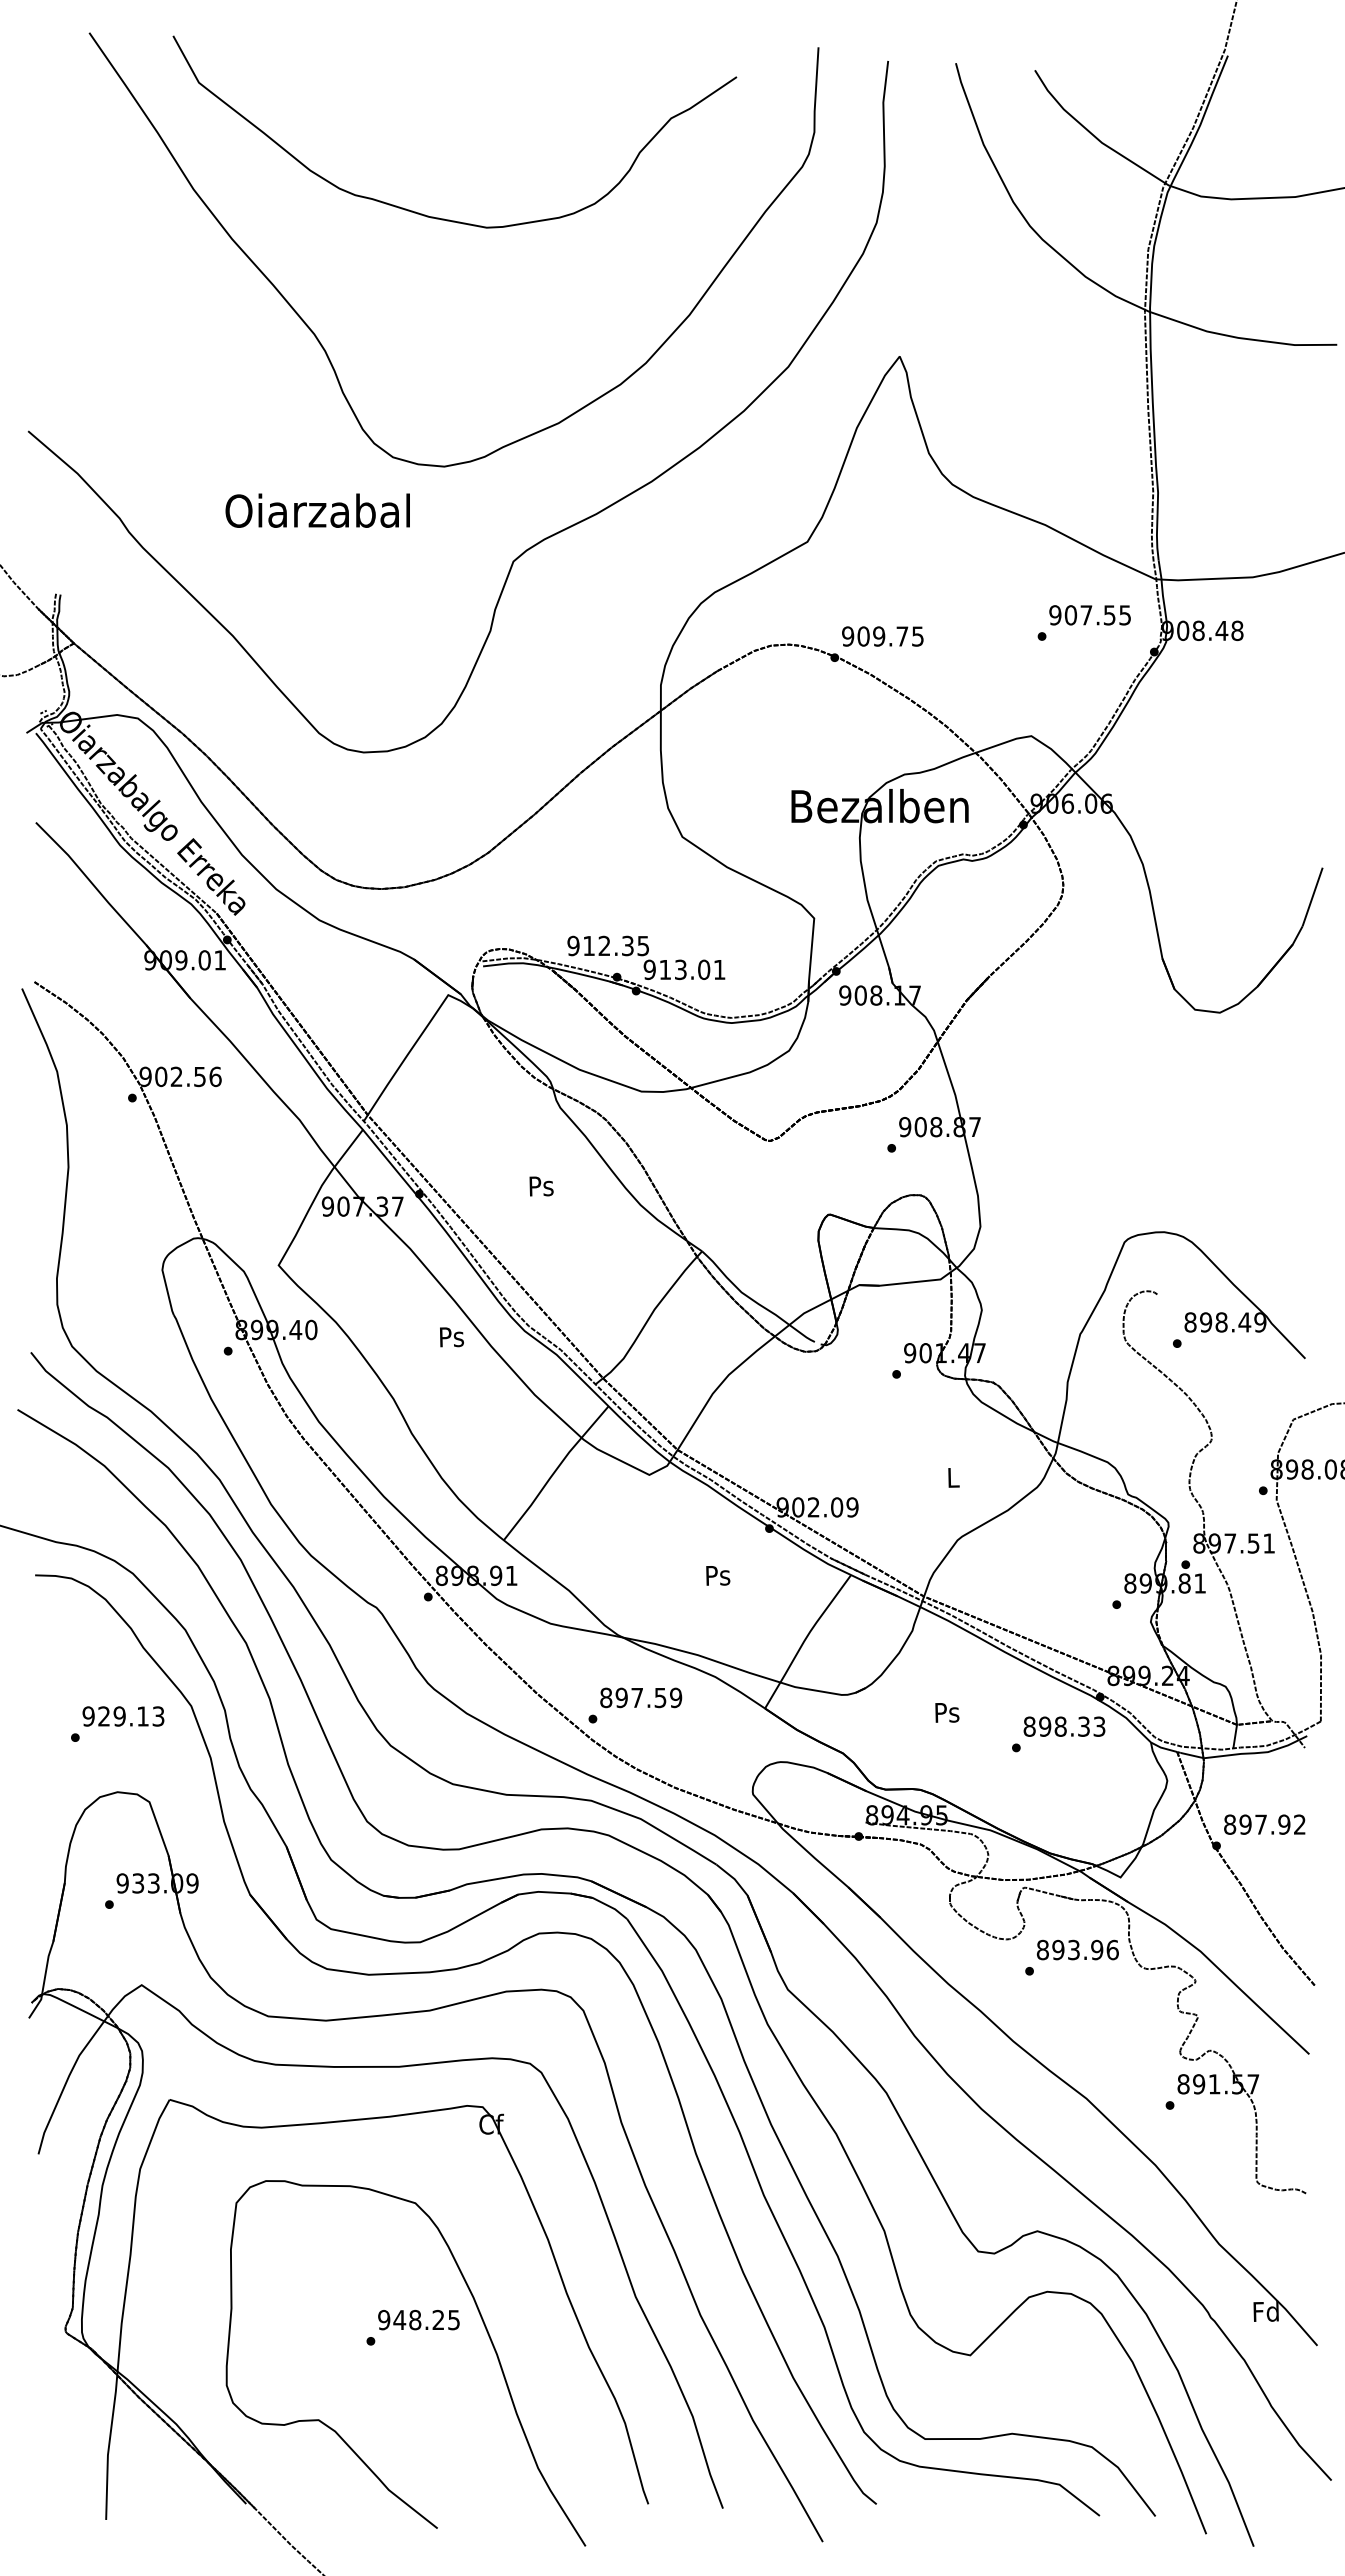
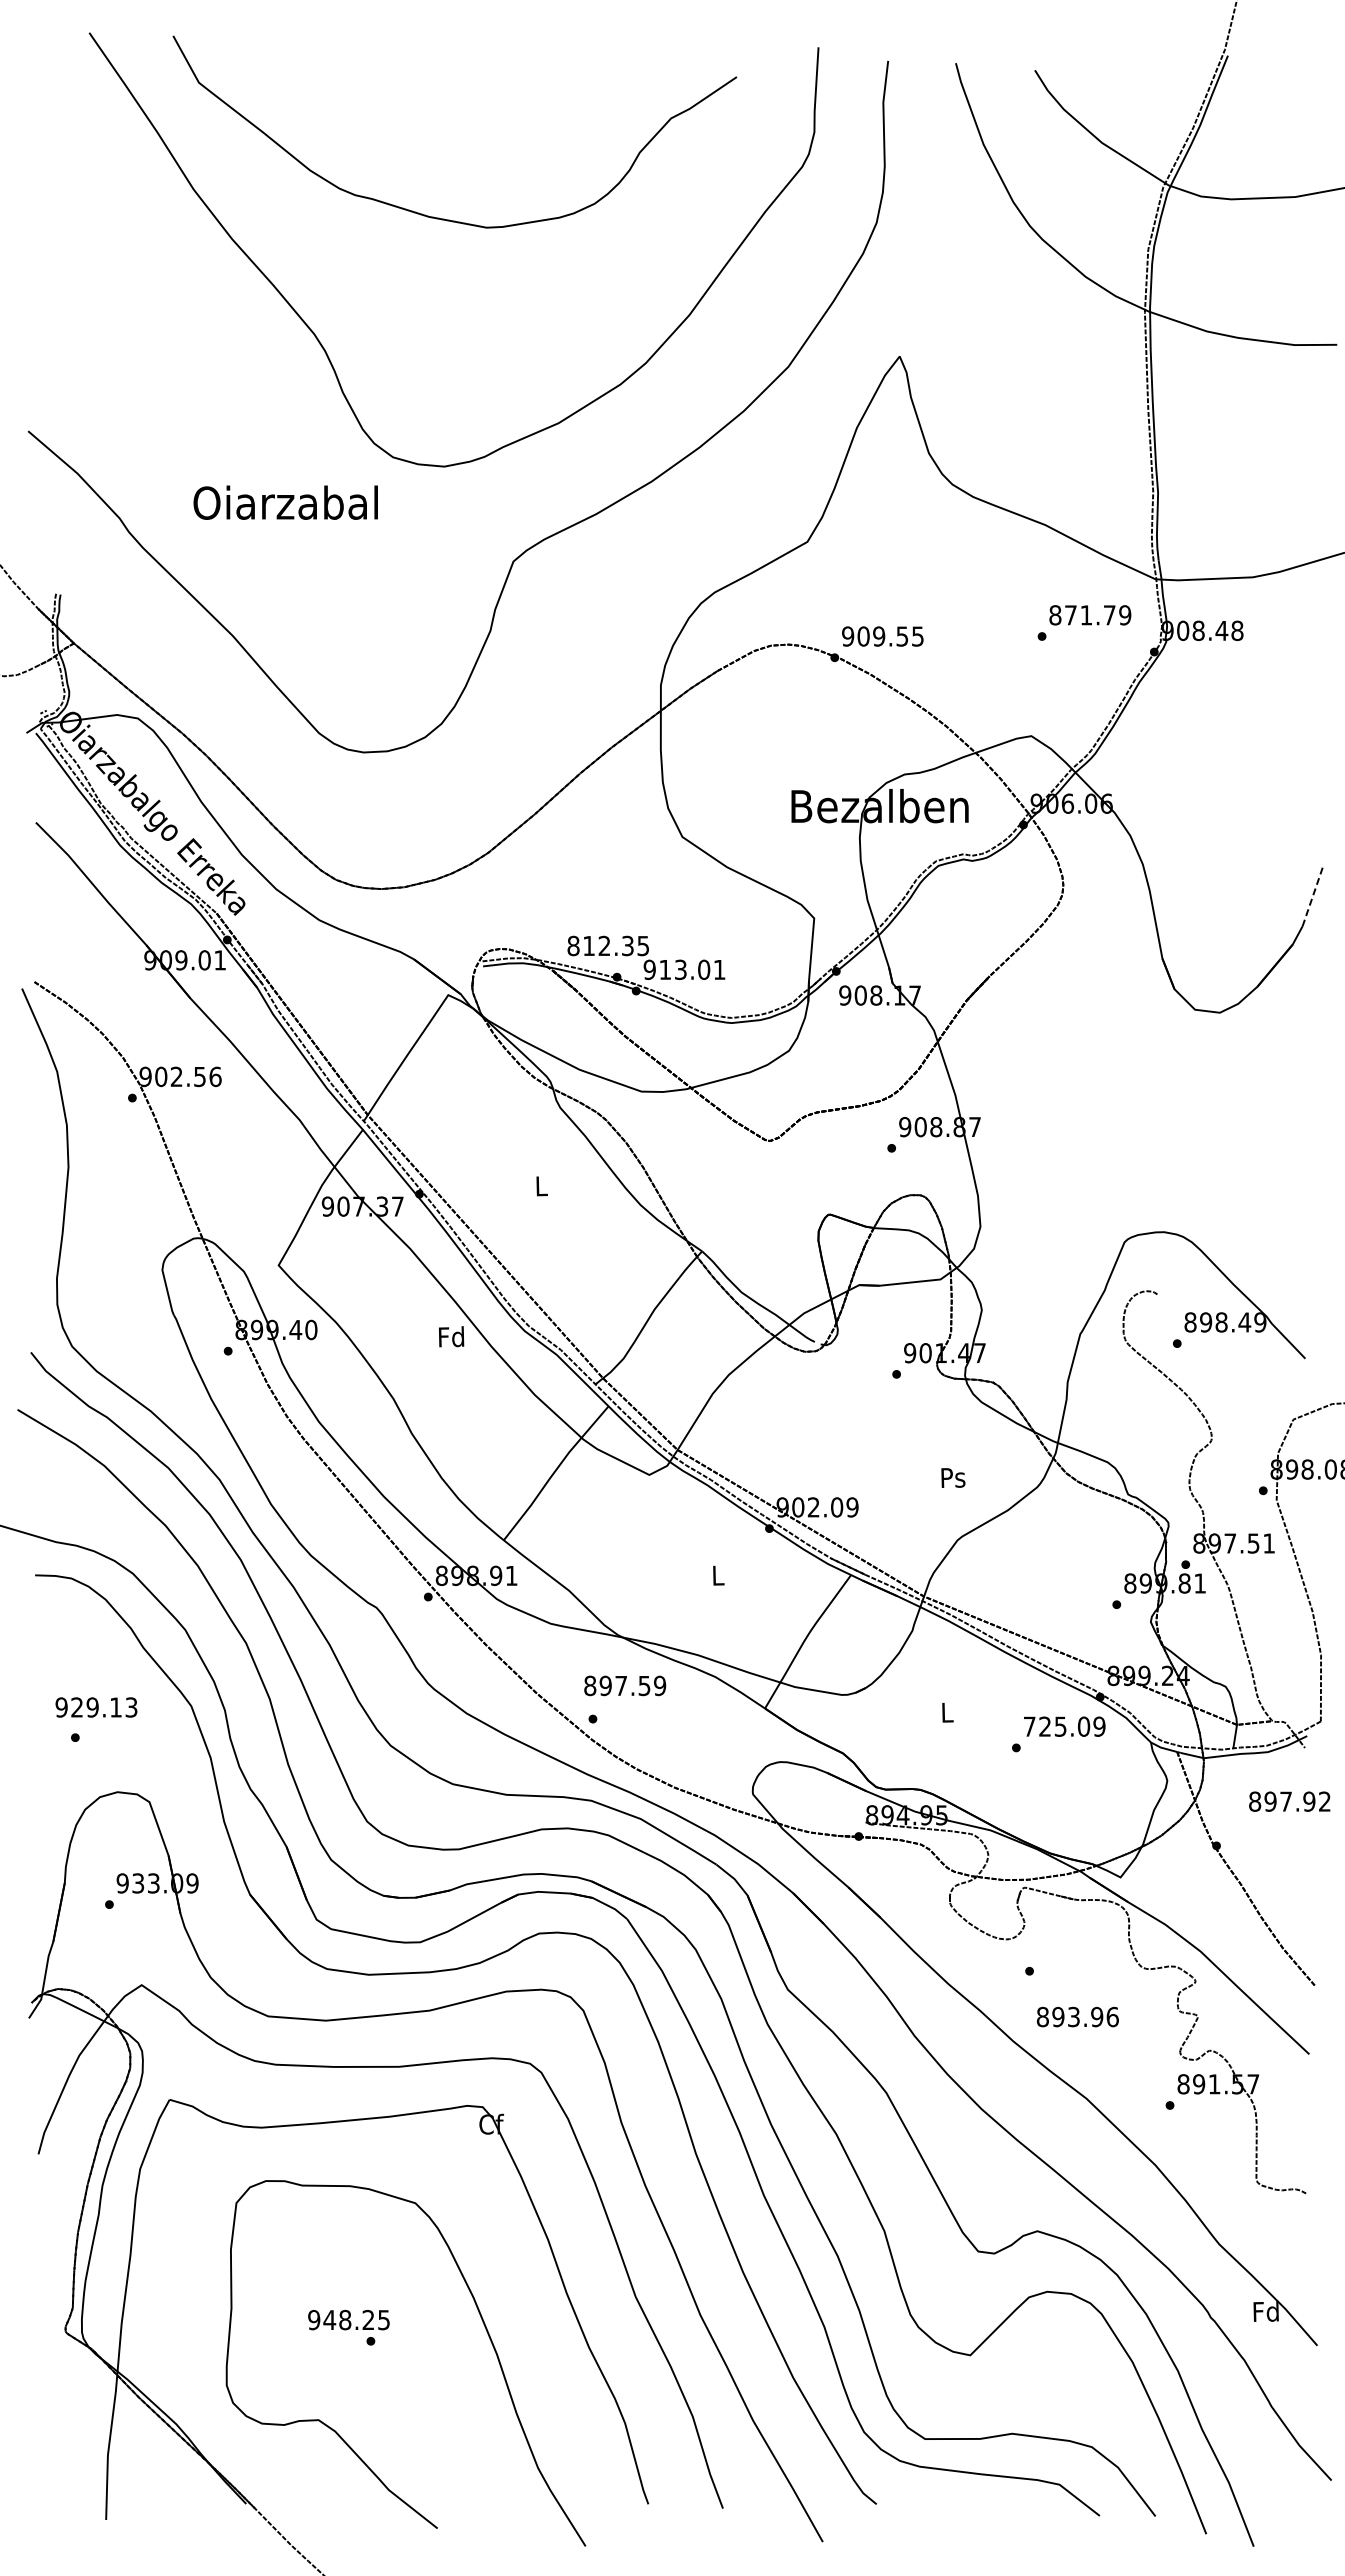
text position: (317, 510) -> (285, 502) (285, 502)
text: 907.55 -> 871.79 (1090, 615)
text: 909.75 -> 909.55 (902, 636)
line: solid -> dashed (1312, 897)
text: 912.35 -> 812.35 (573, 946)
text: Ps -> L (541, 1186)
text: Ps -> Fd (451, 1336)
text: L -> Ps (953, 1477)
text: Ps -> L (718, 1575)
text position: (641, 1697) -> (625, 1685) (625, 1685)
text: Ps -> L (947, 1712)
text position: (123, 1716) -> (96, 1707) (96, 1707)
text: 898.33 -> 725.09 (1064, 1726)
text position: (1264, 1824) -> (1289, 1801) (1289, 1801)
text position: (1077, 1949) -> (1077, 2016) (1077, 2016)
text position: (418, 2320) -> (348, 2320) (348, 2320)
